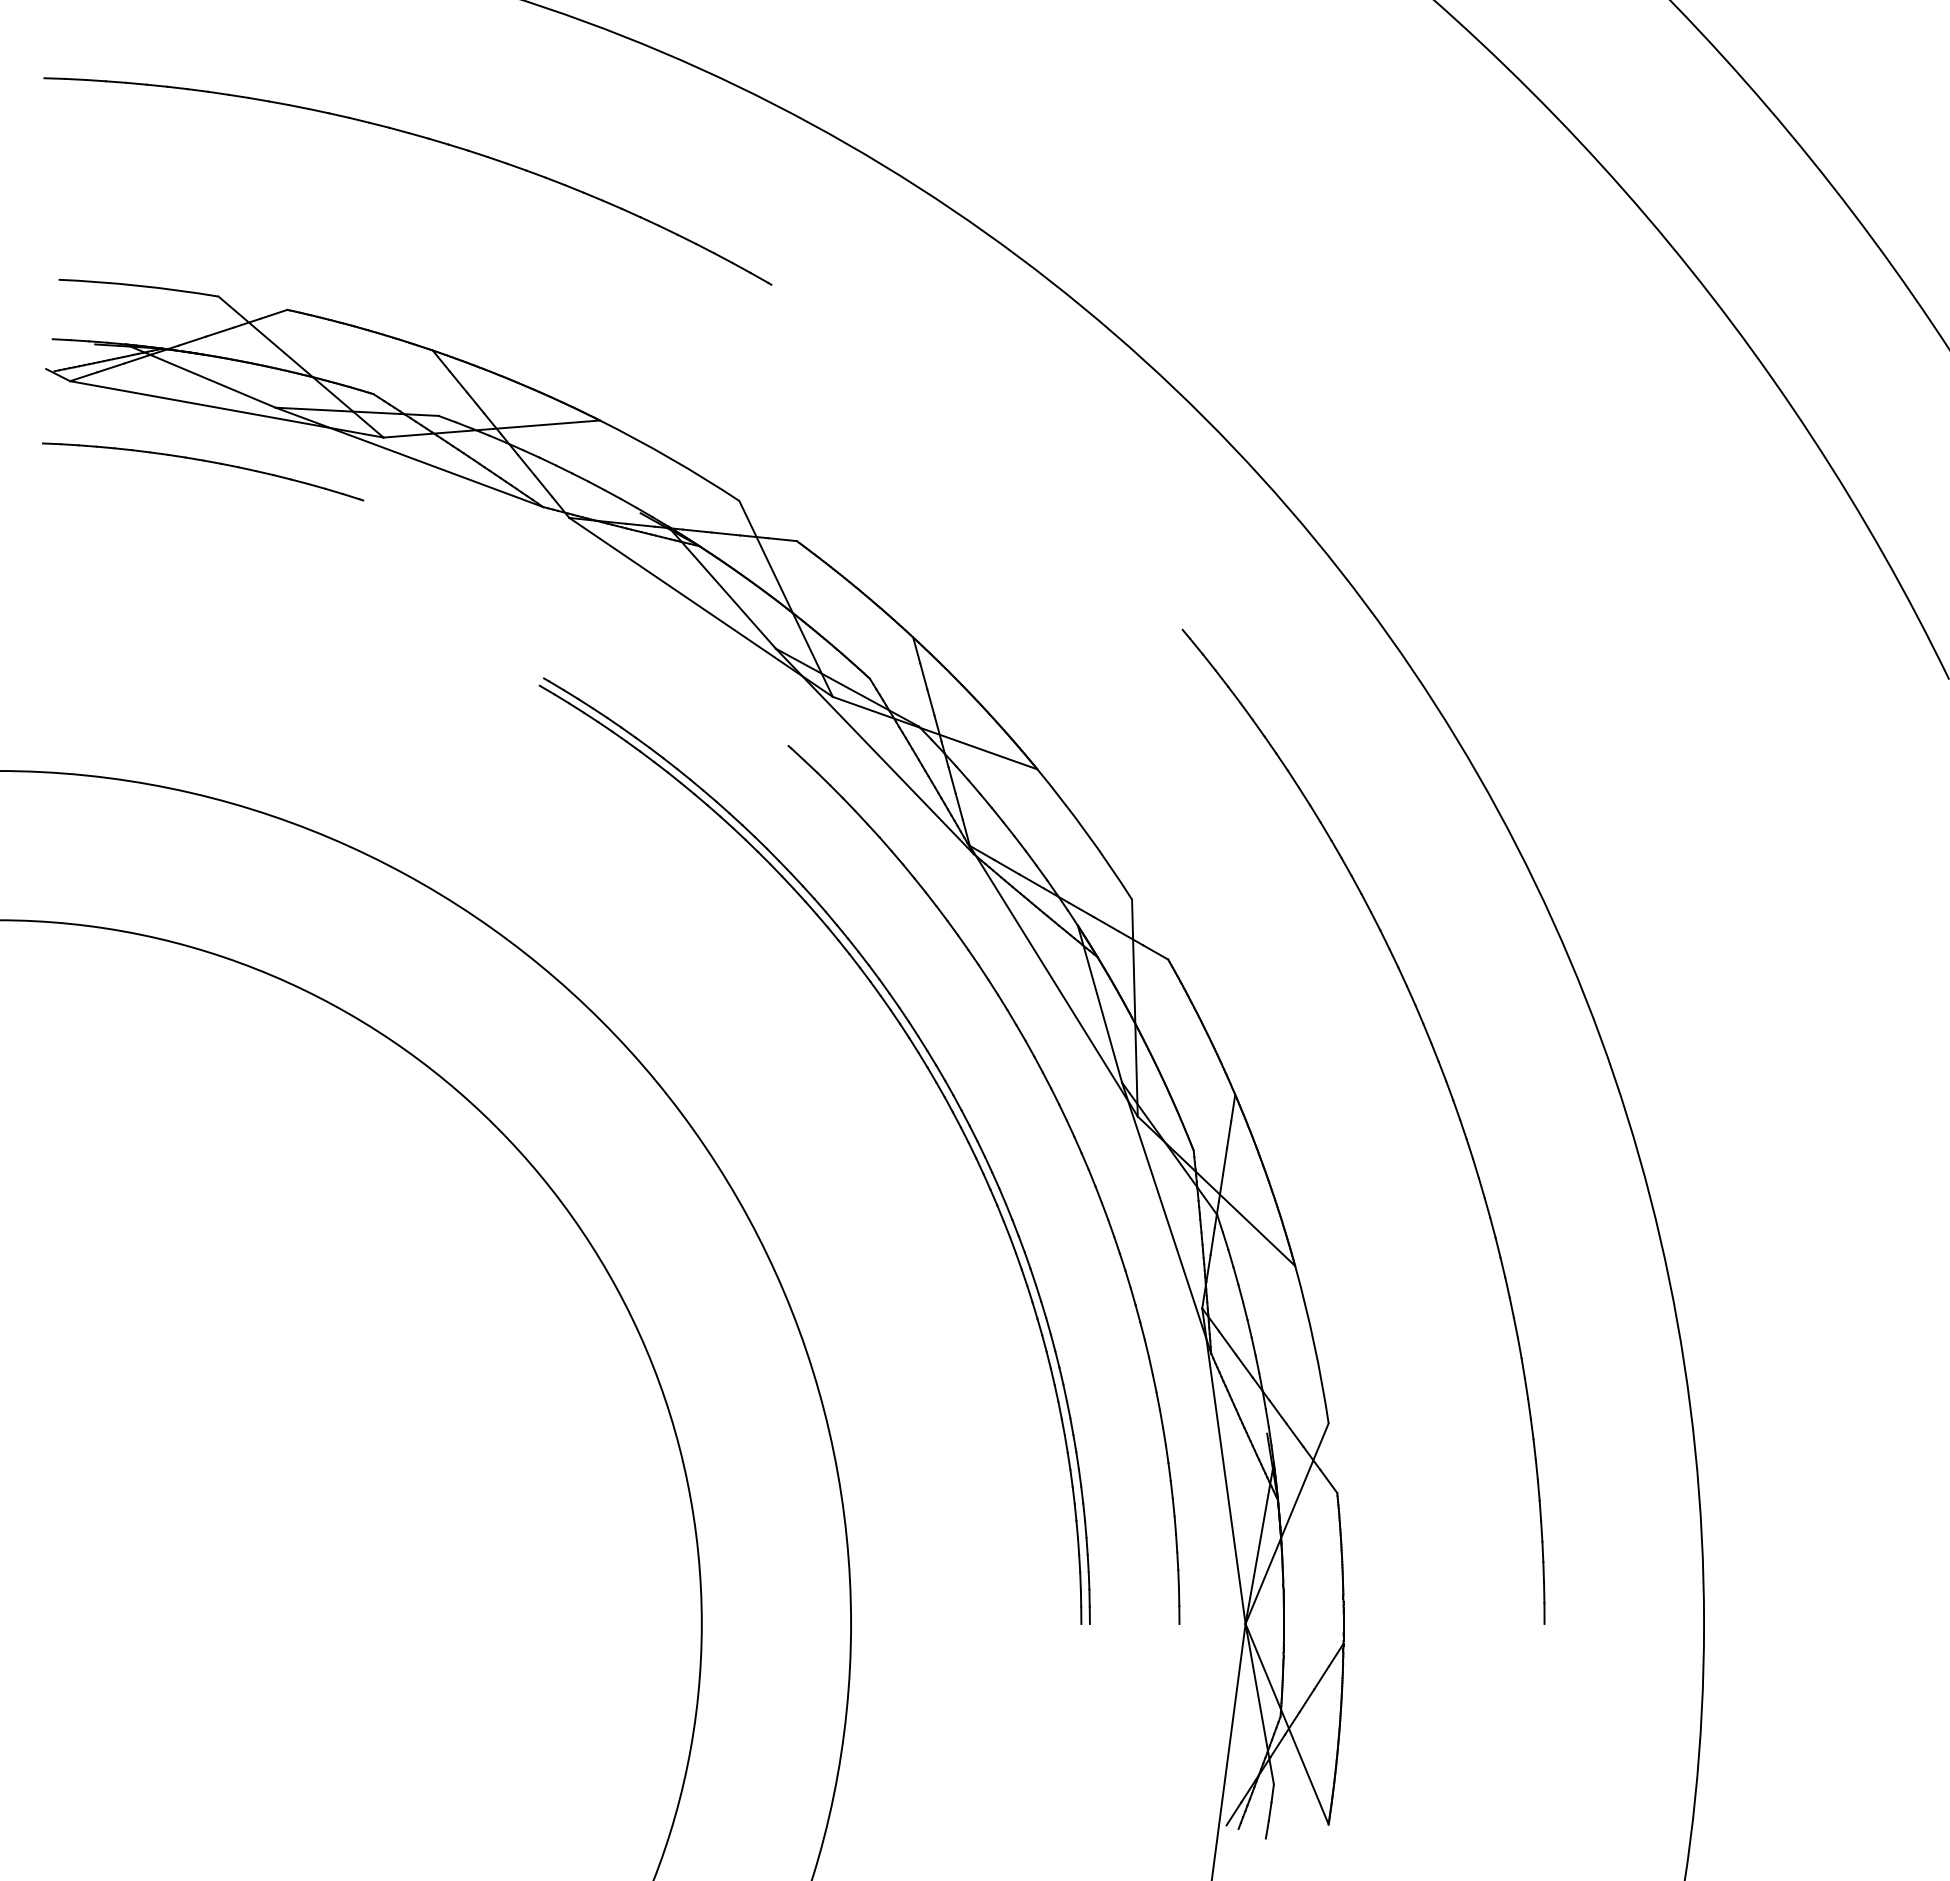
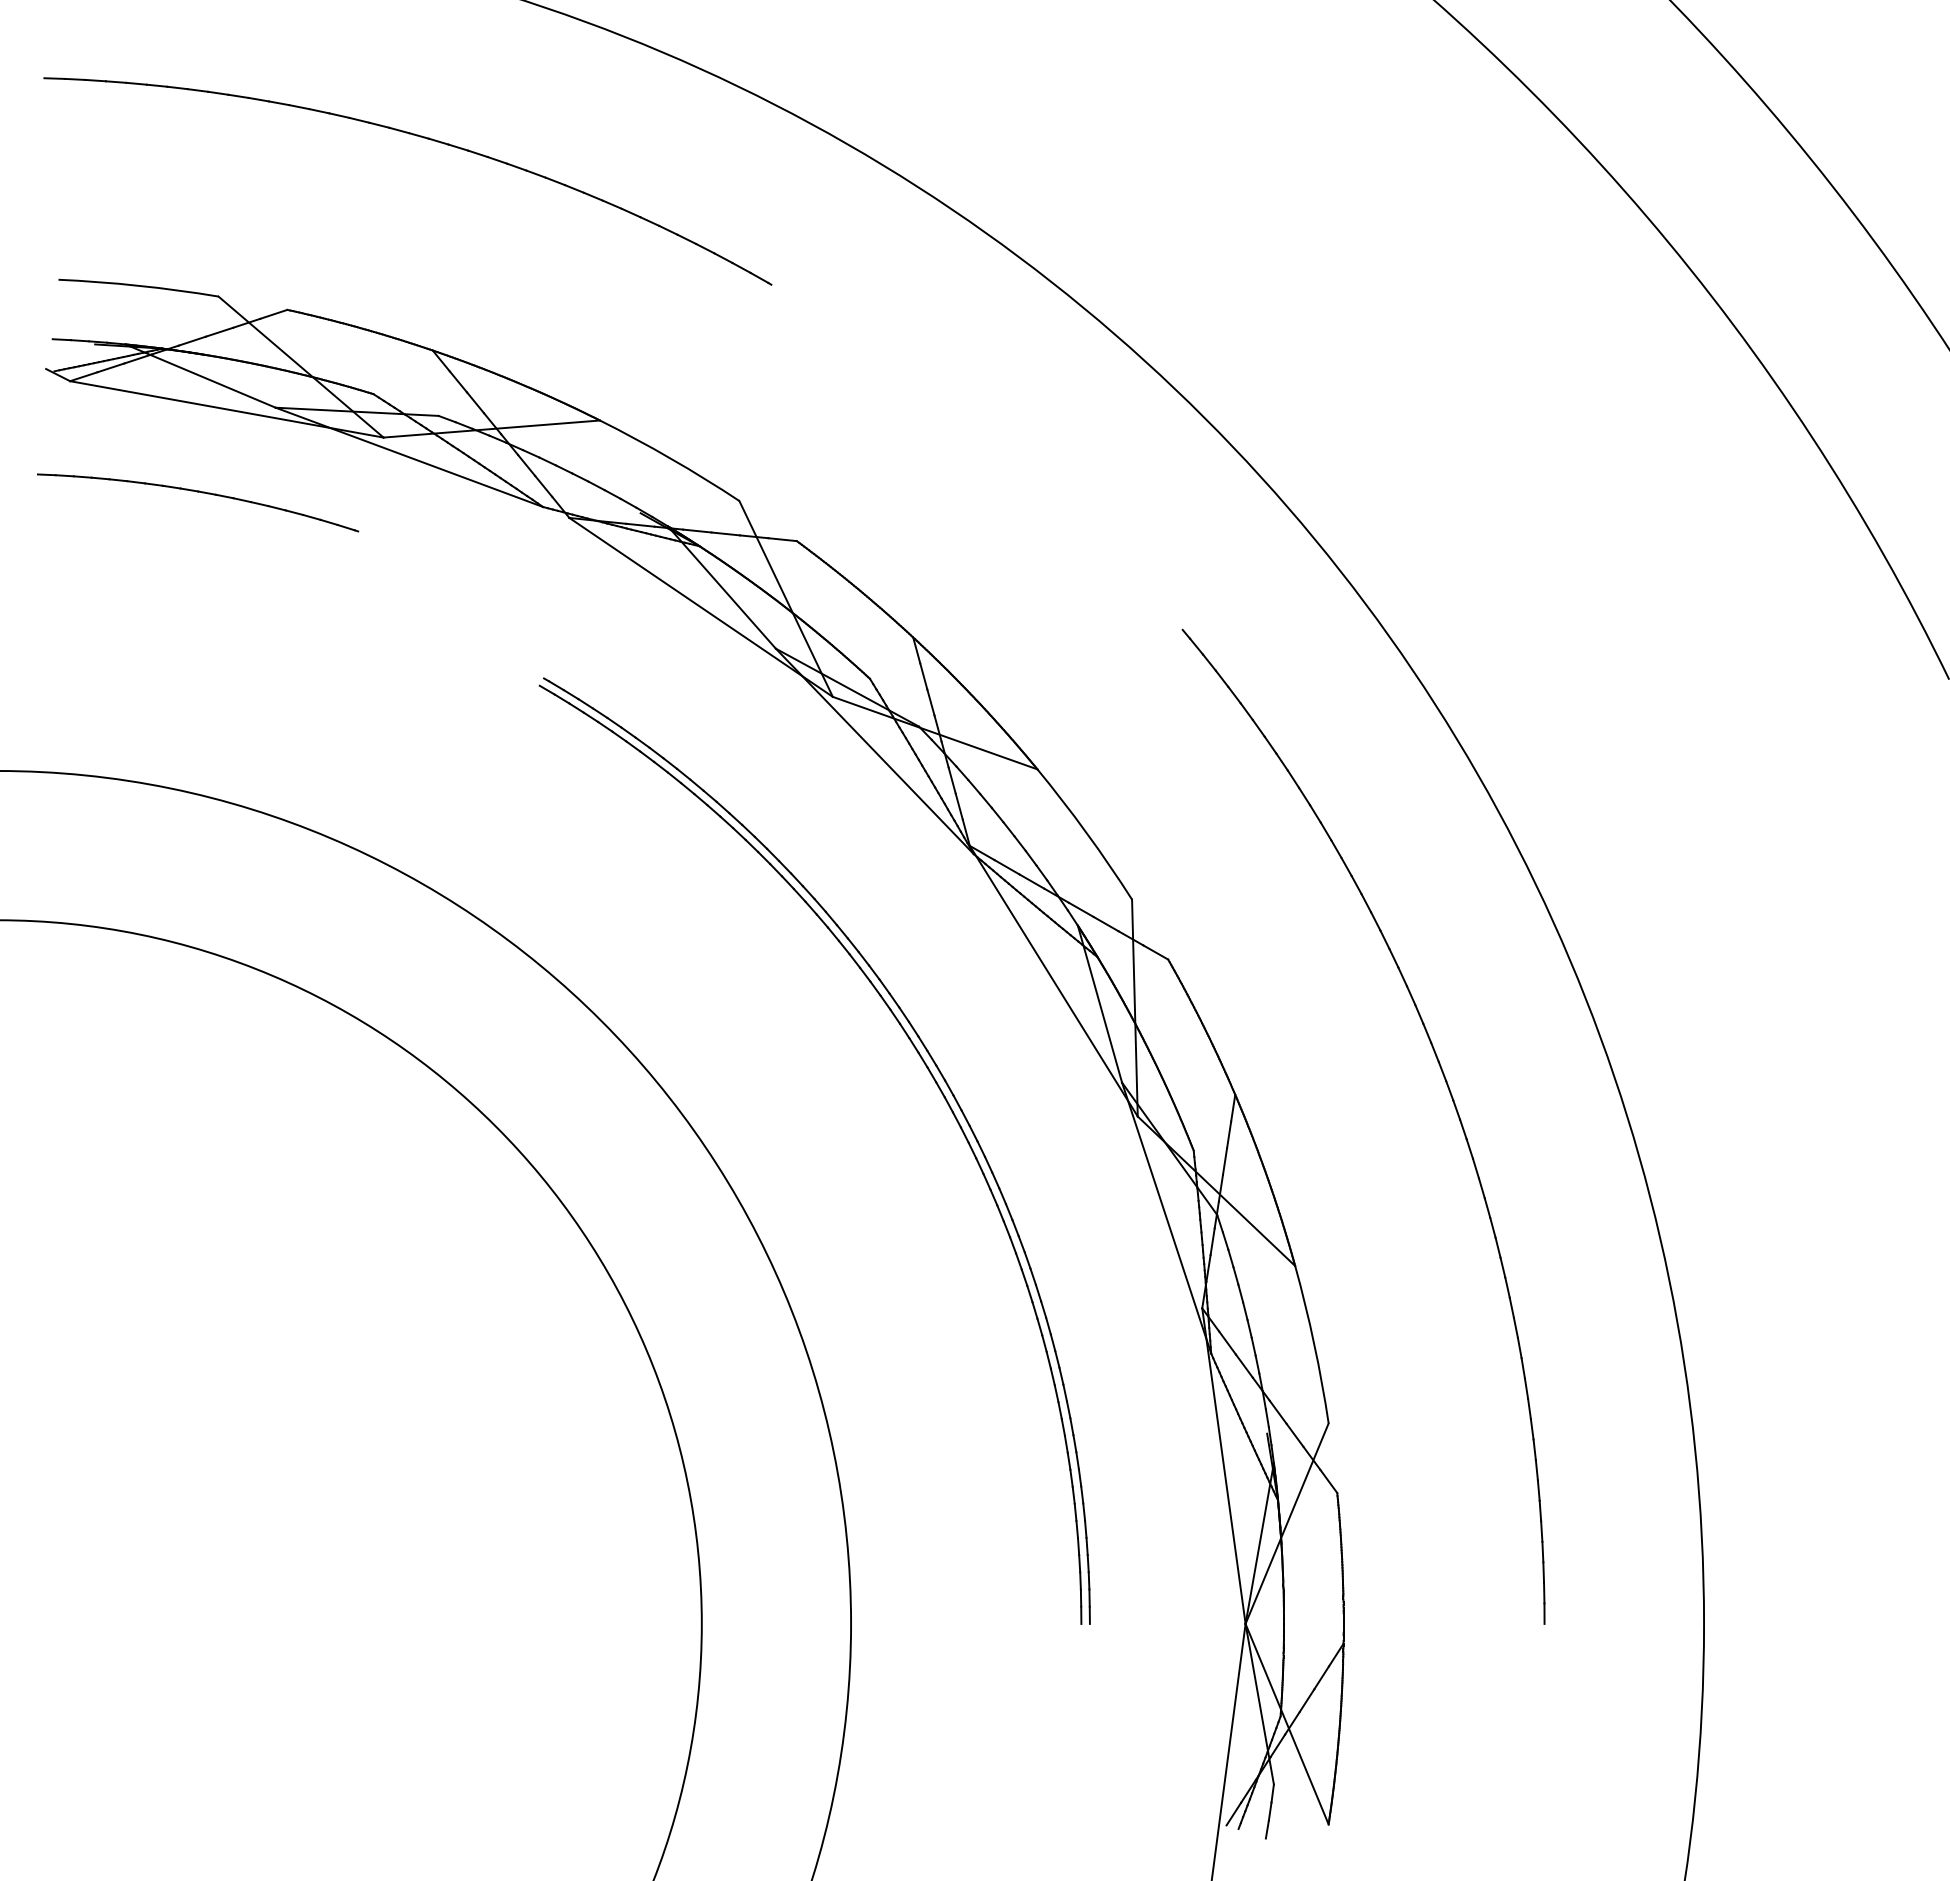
part position: (207, 462) -> (202, 493) (202, 493)
part: present -> none (1075, 1142)
